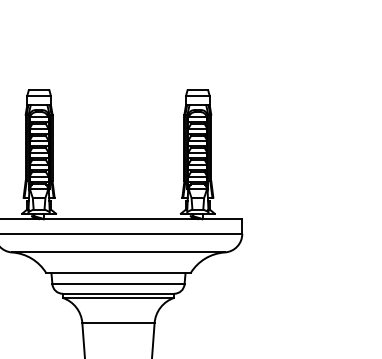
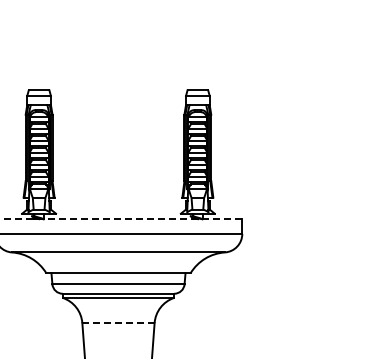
line: solid -> dashed (121, 219)
line: solid -> dashed (118, 323)
